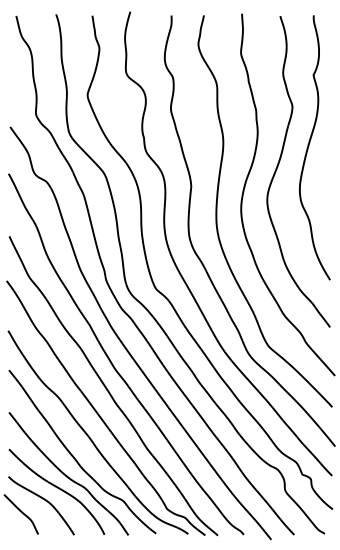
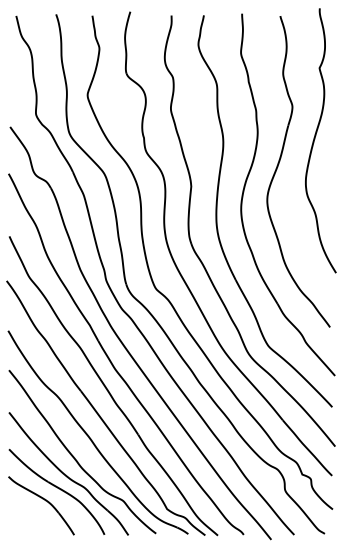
curve position: (309, 146) -> (315, 139) (315, 139)
curve: present -> none (21, 513)
